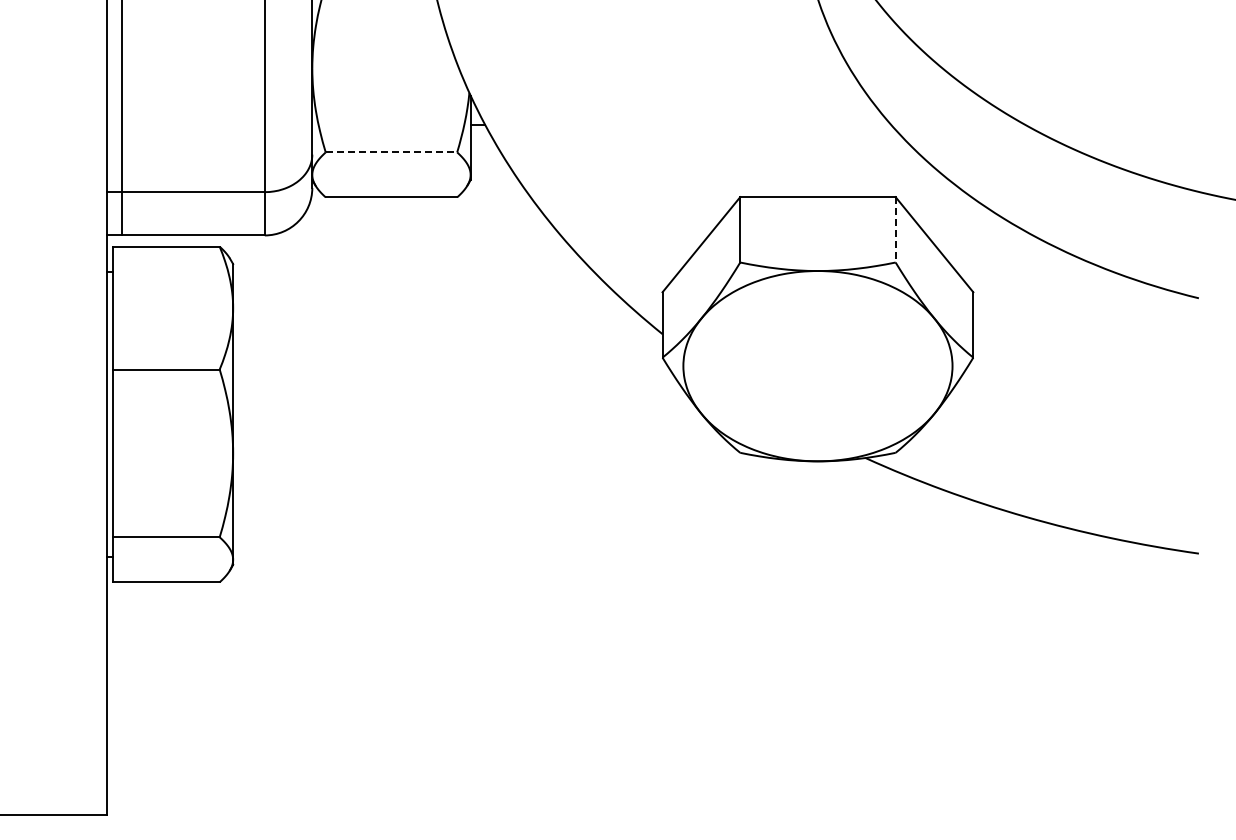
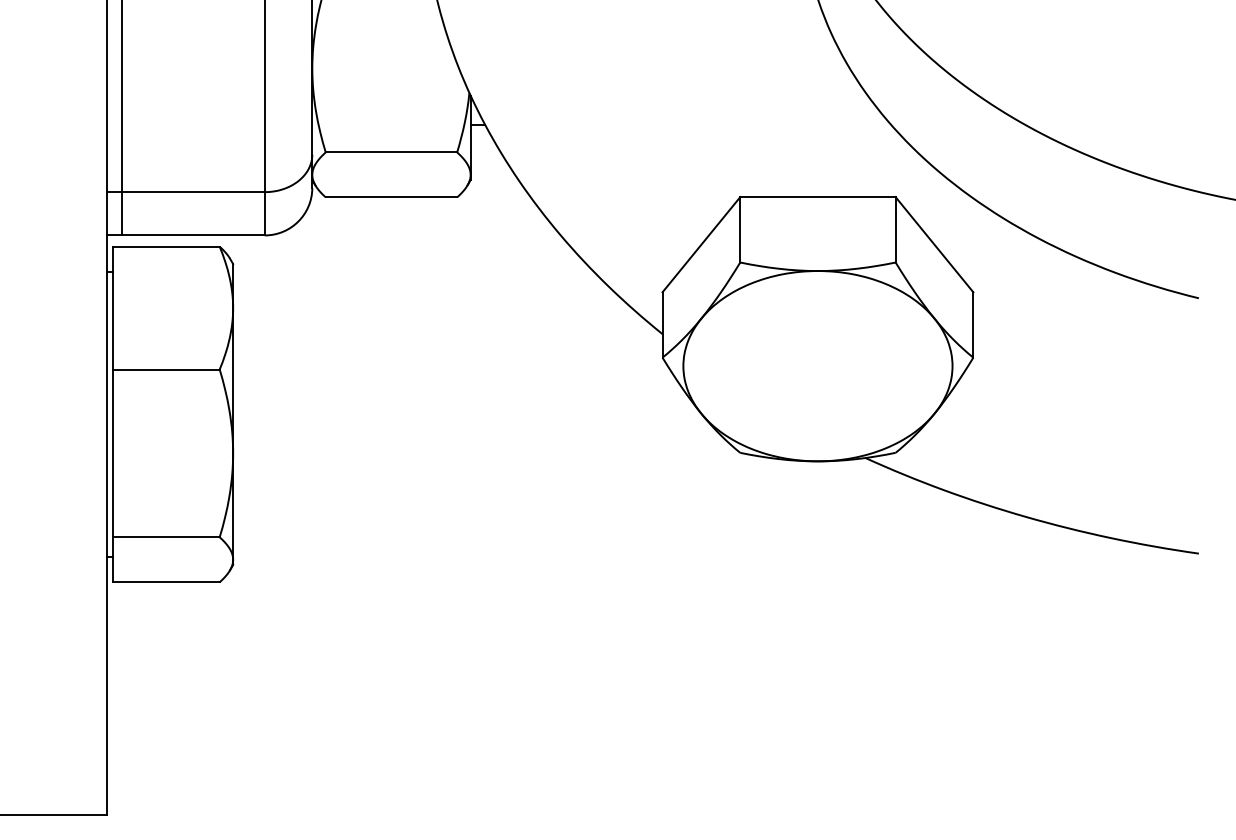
line: dashed -> solid (391, 152)
line: dashed -> solid (895, 229)
